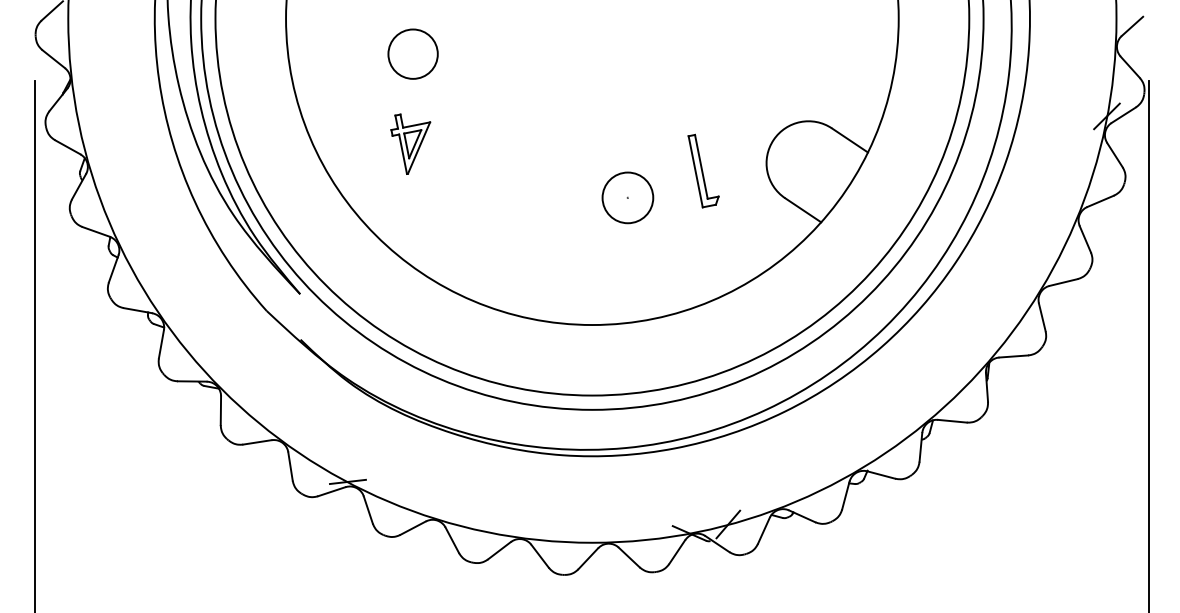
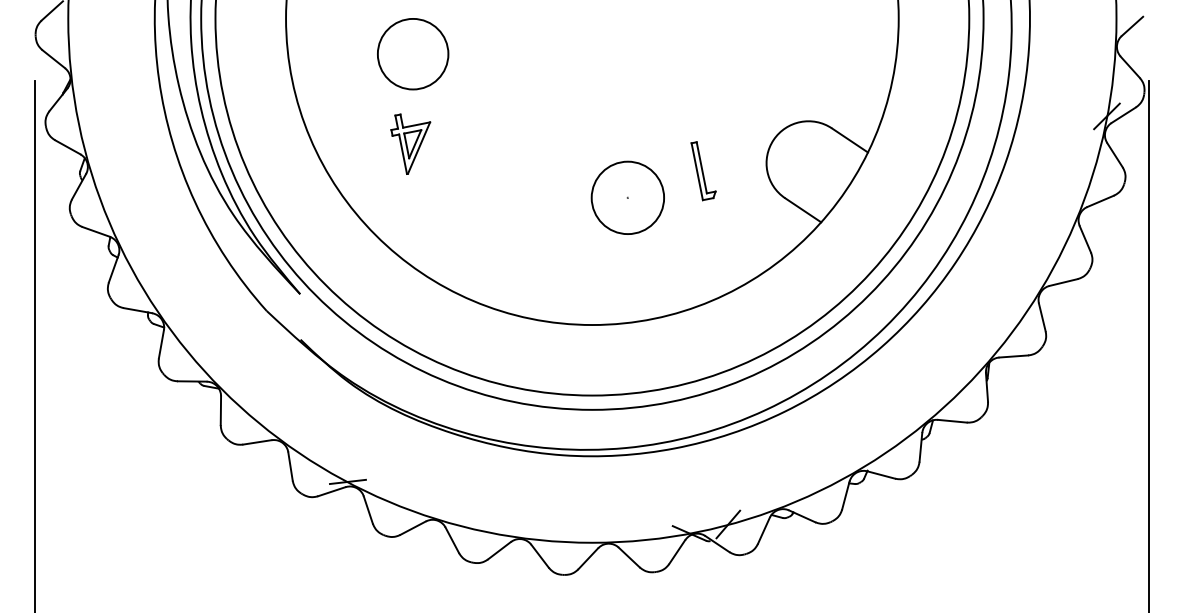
circle diameter: 49 px -> 71 px (412, 53)
part size: 33x76 px -> 27x61 px (703, 171)
circle diameter: 51 px -> 72 px (627, 197)
